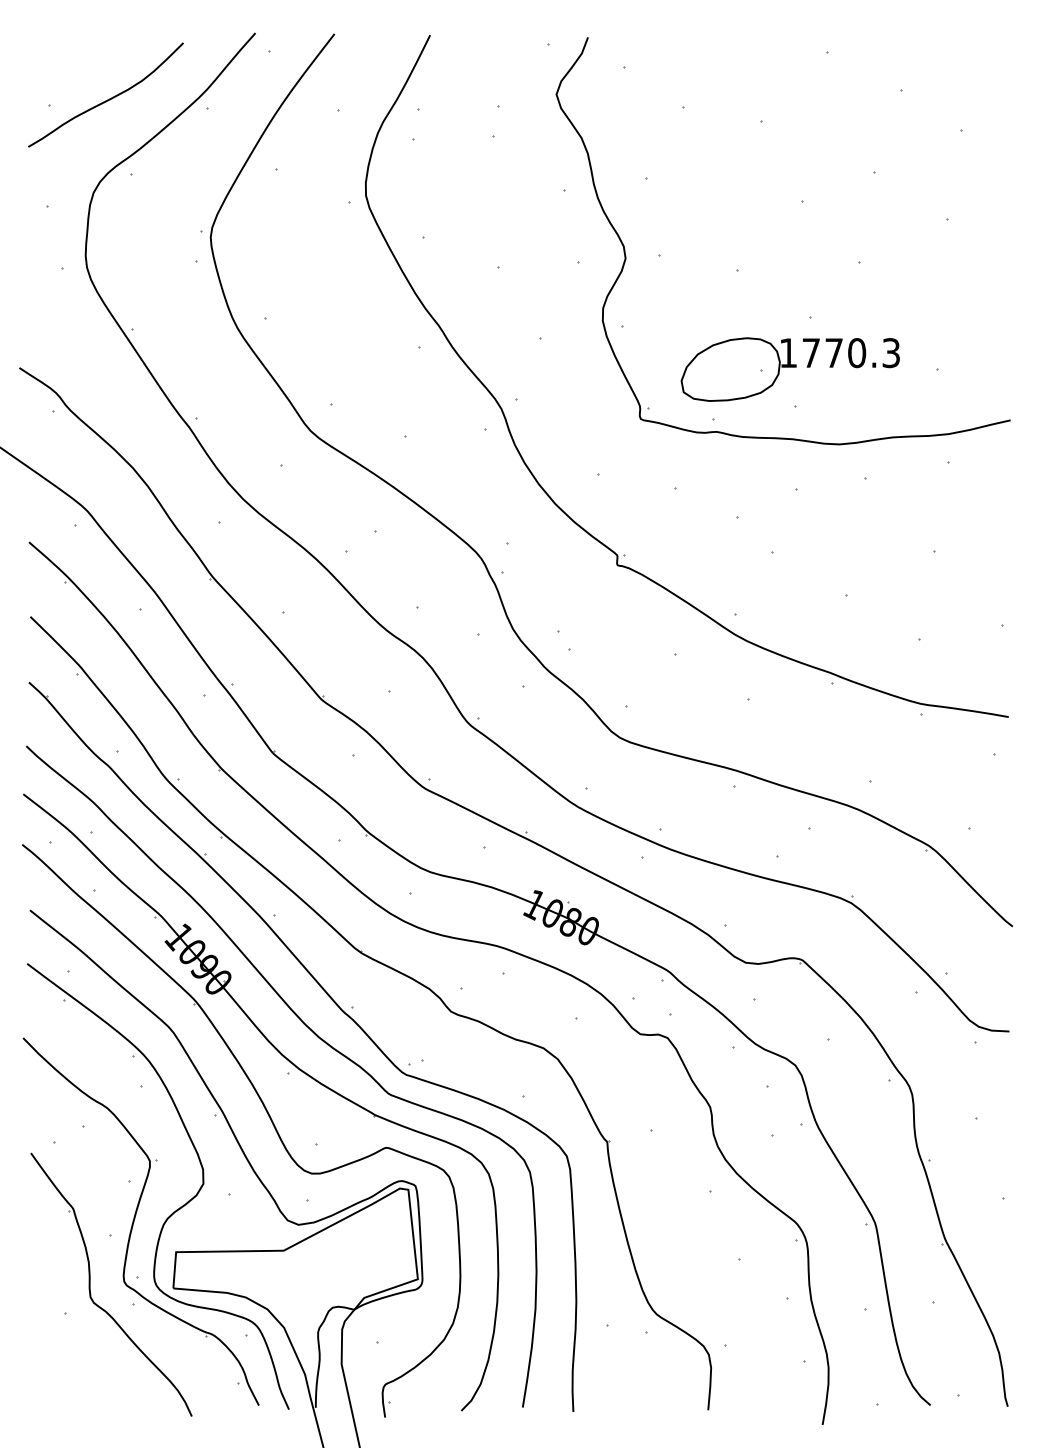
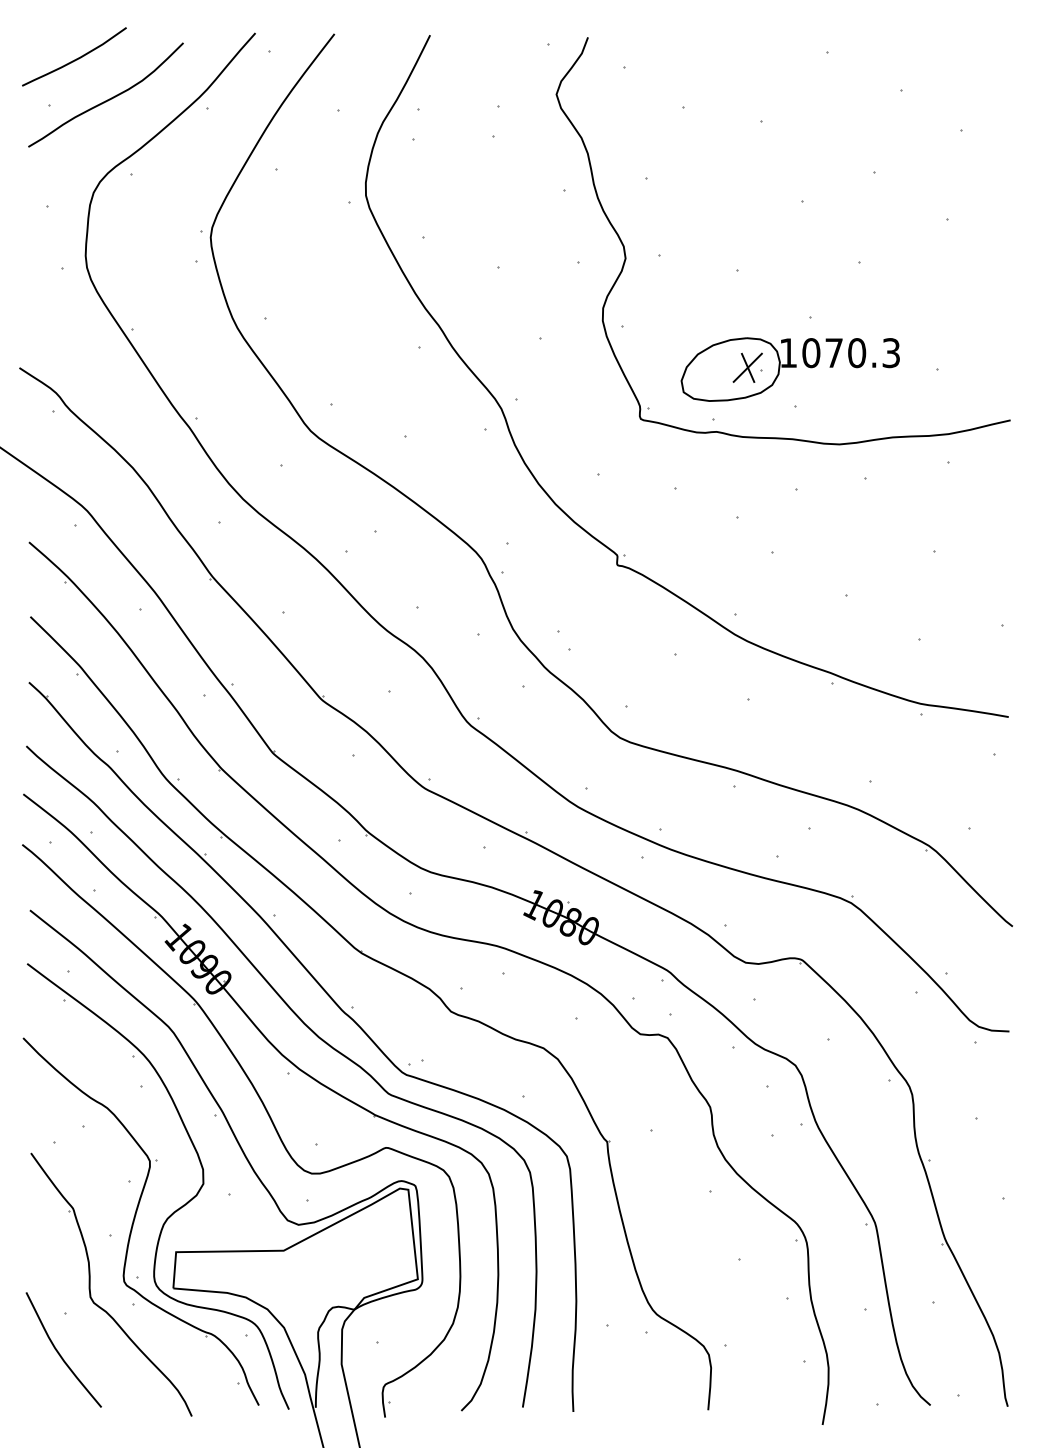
curve: none -> present (76, 58)
text: 1770.3 -> 1070.3 (811, 353)
part: none -> present (747, 367)
curve: none -> present (59, 1352)
